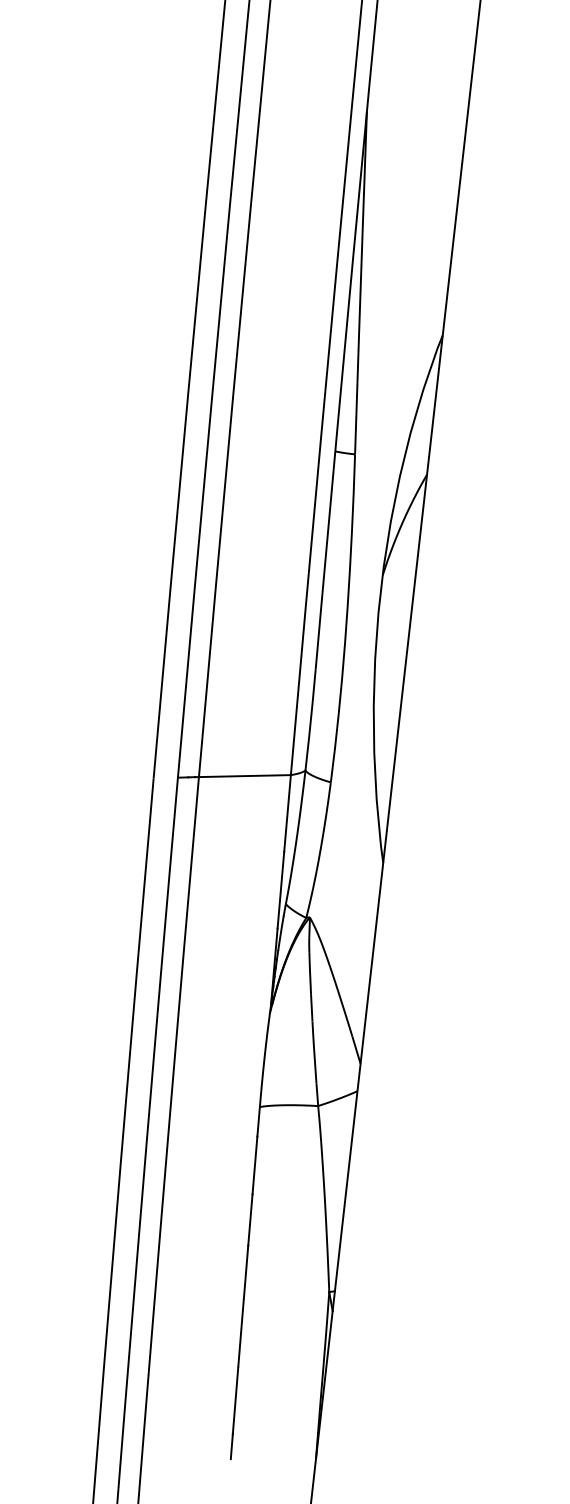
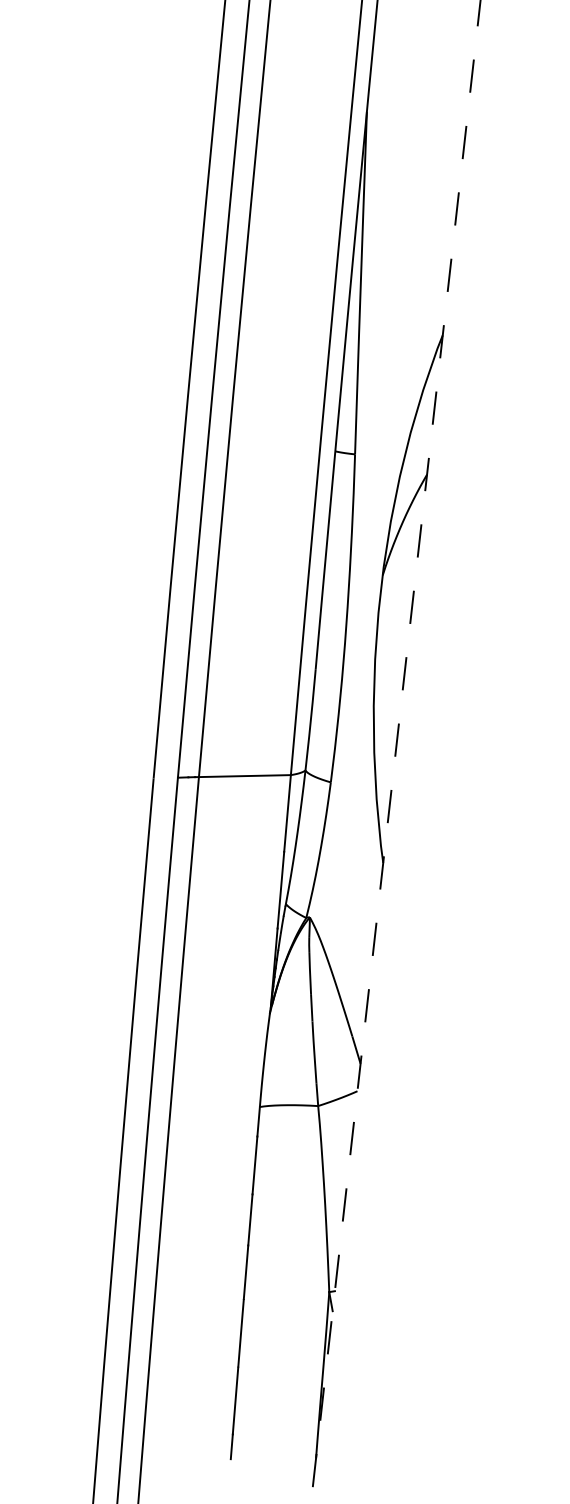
line: solid -> dashed (395, 751)
